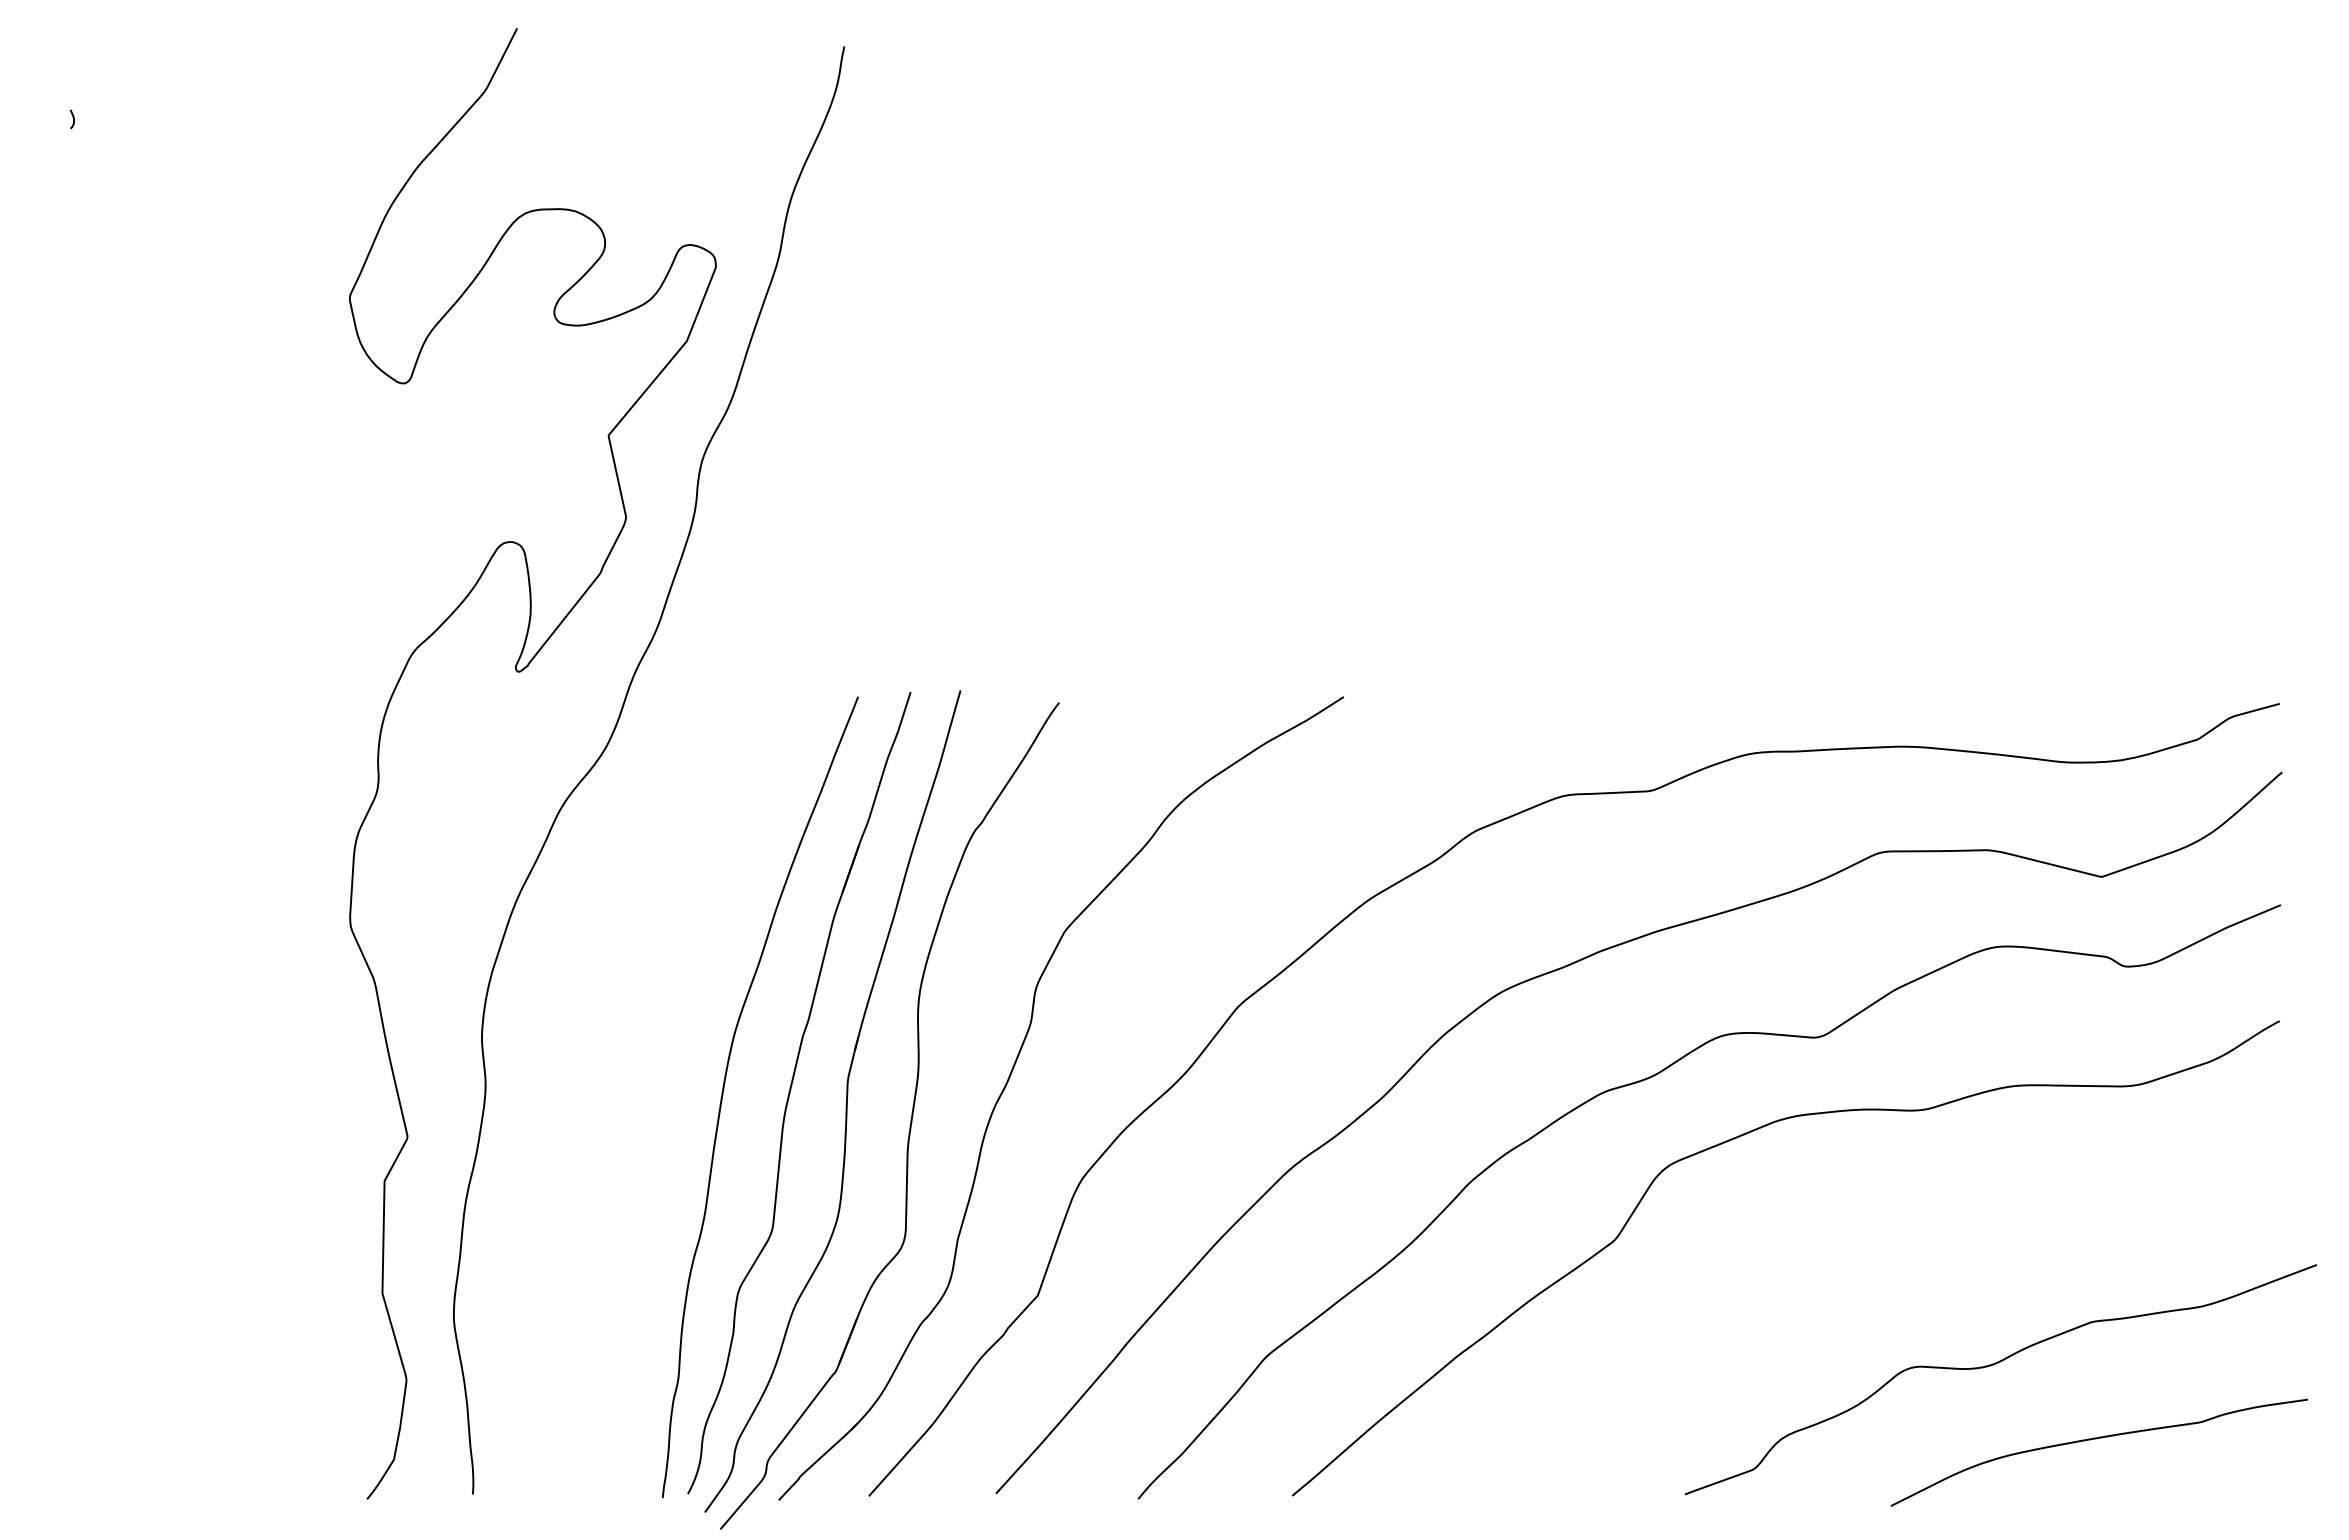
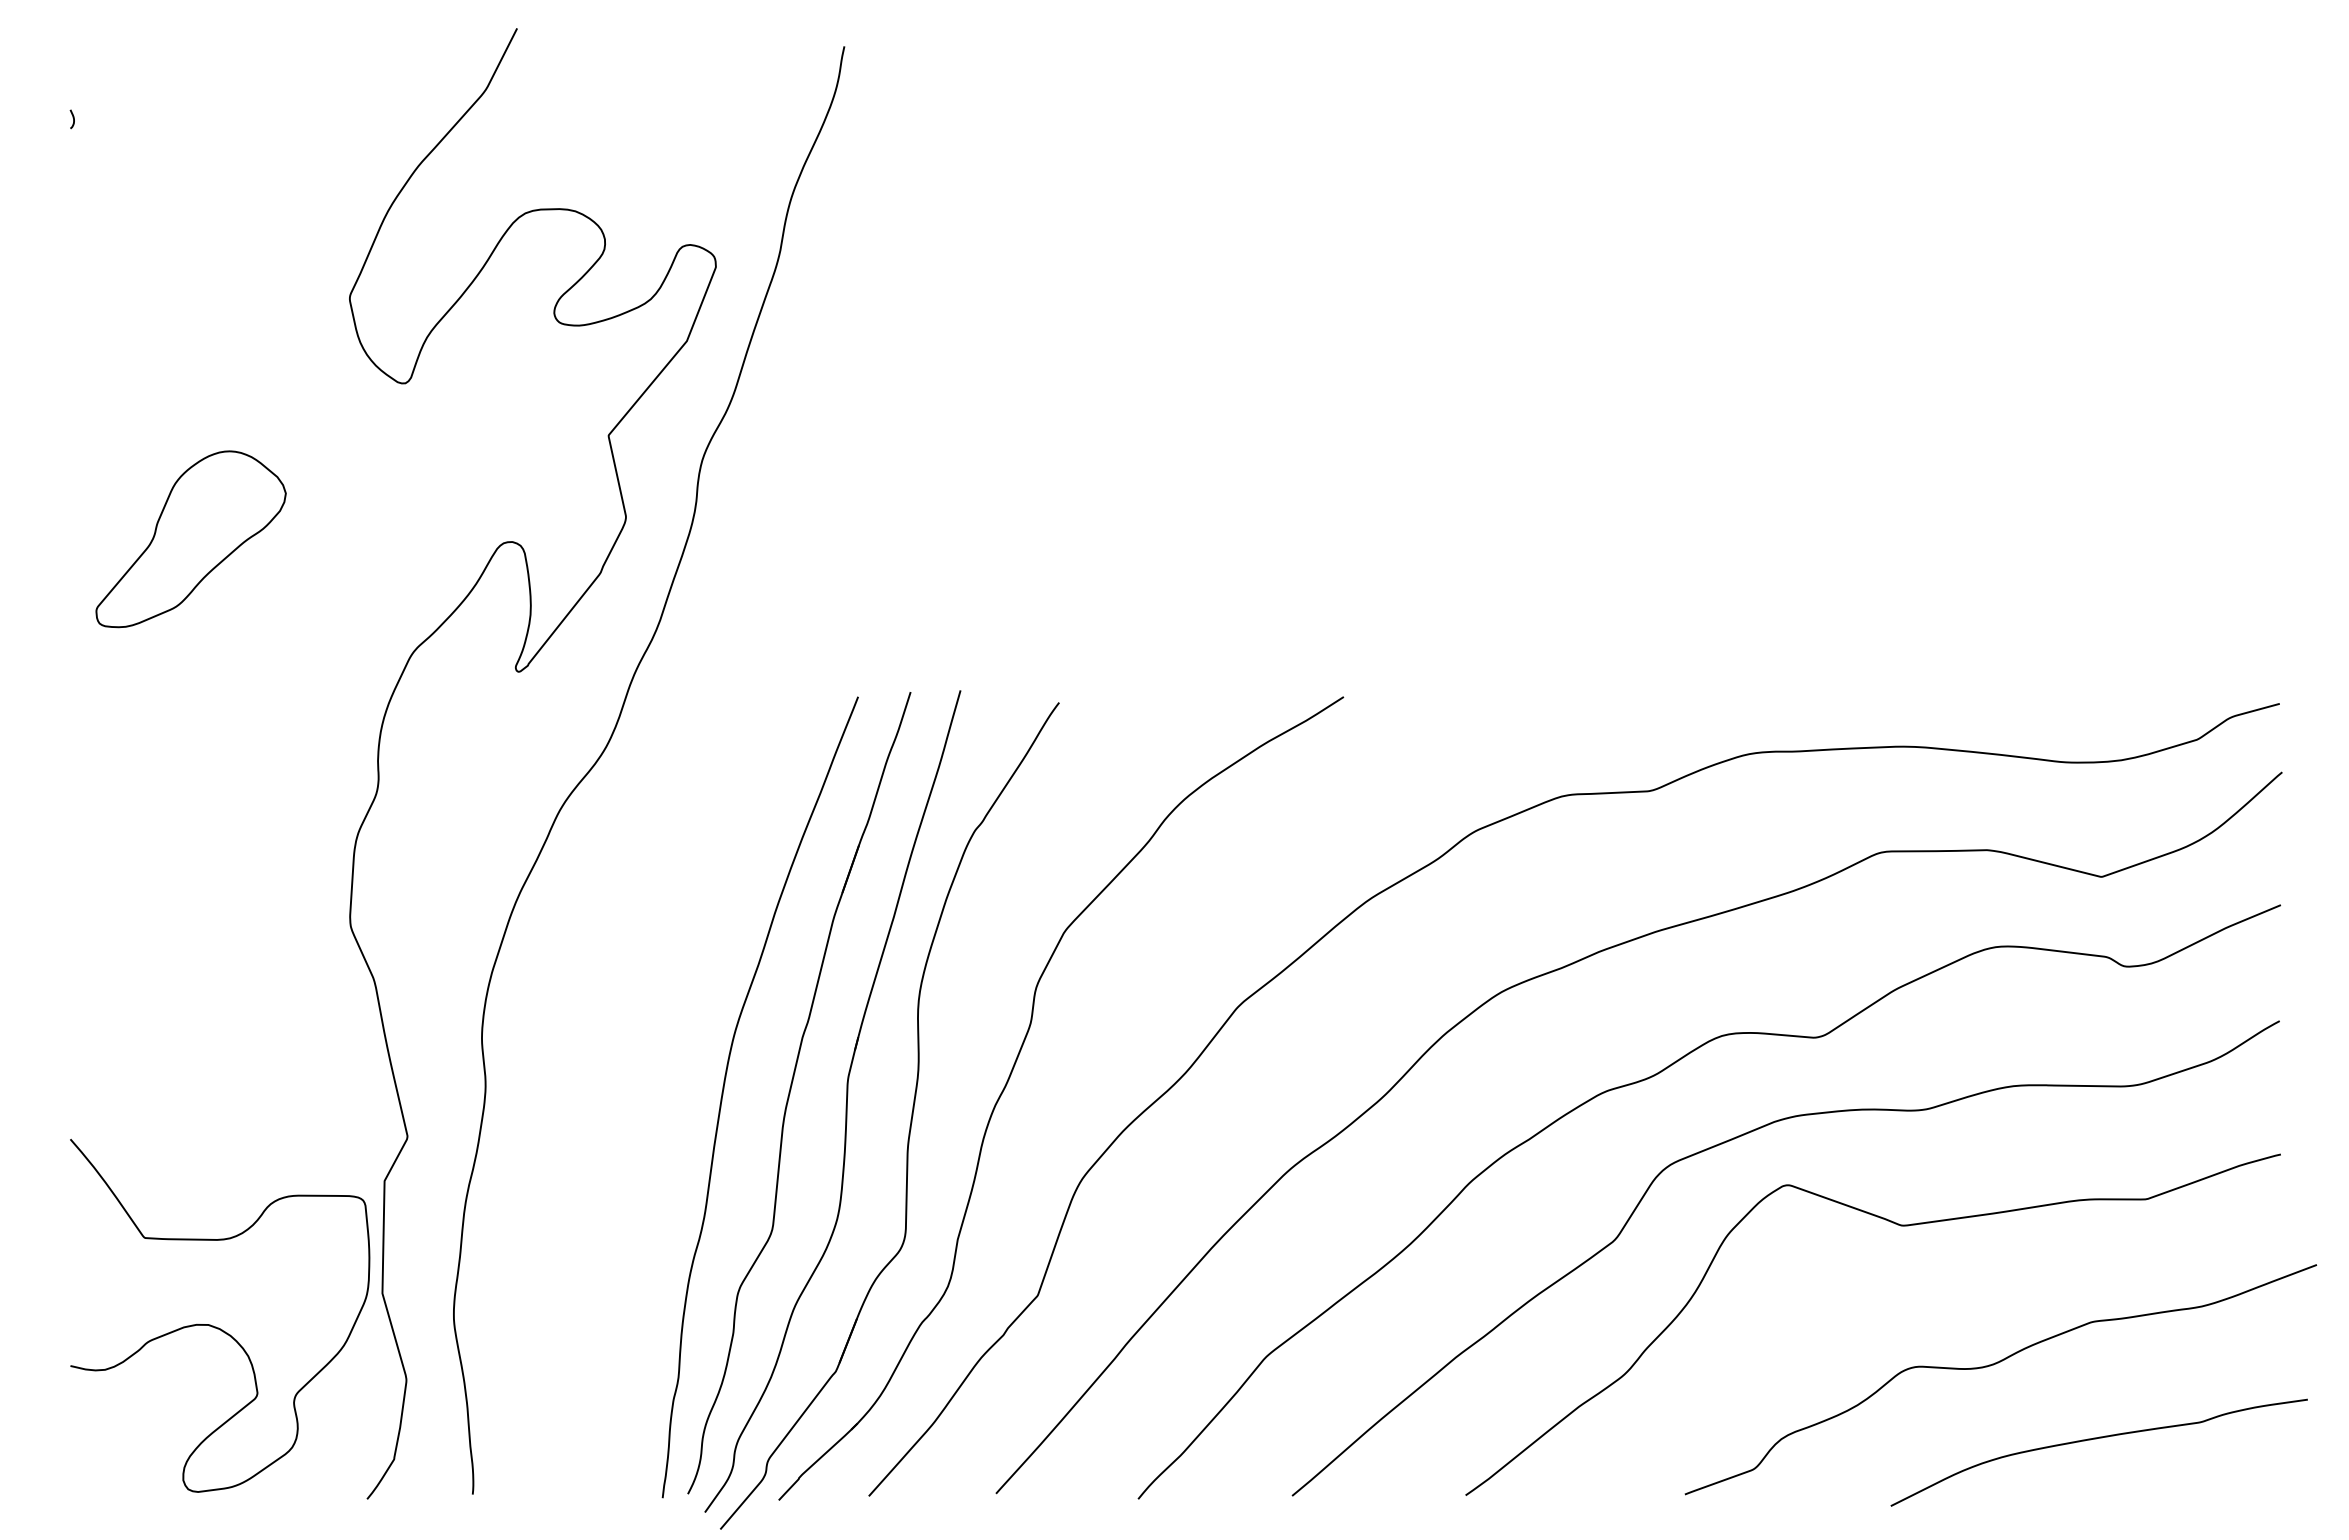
part: none -> present (190, 539)
curve: none -> present (1900, 1226)
curve: none -> present (216, 1326)
